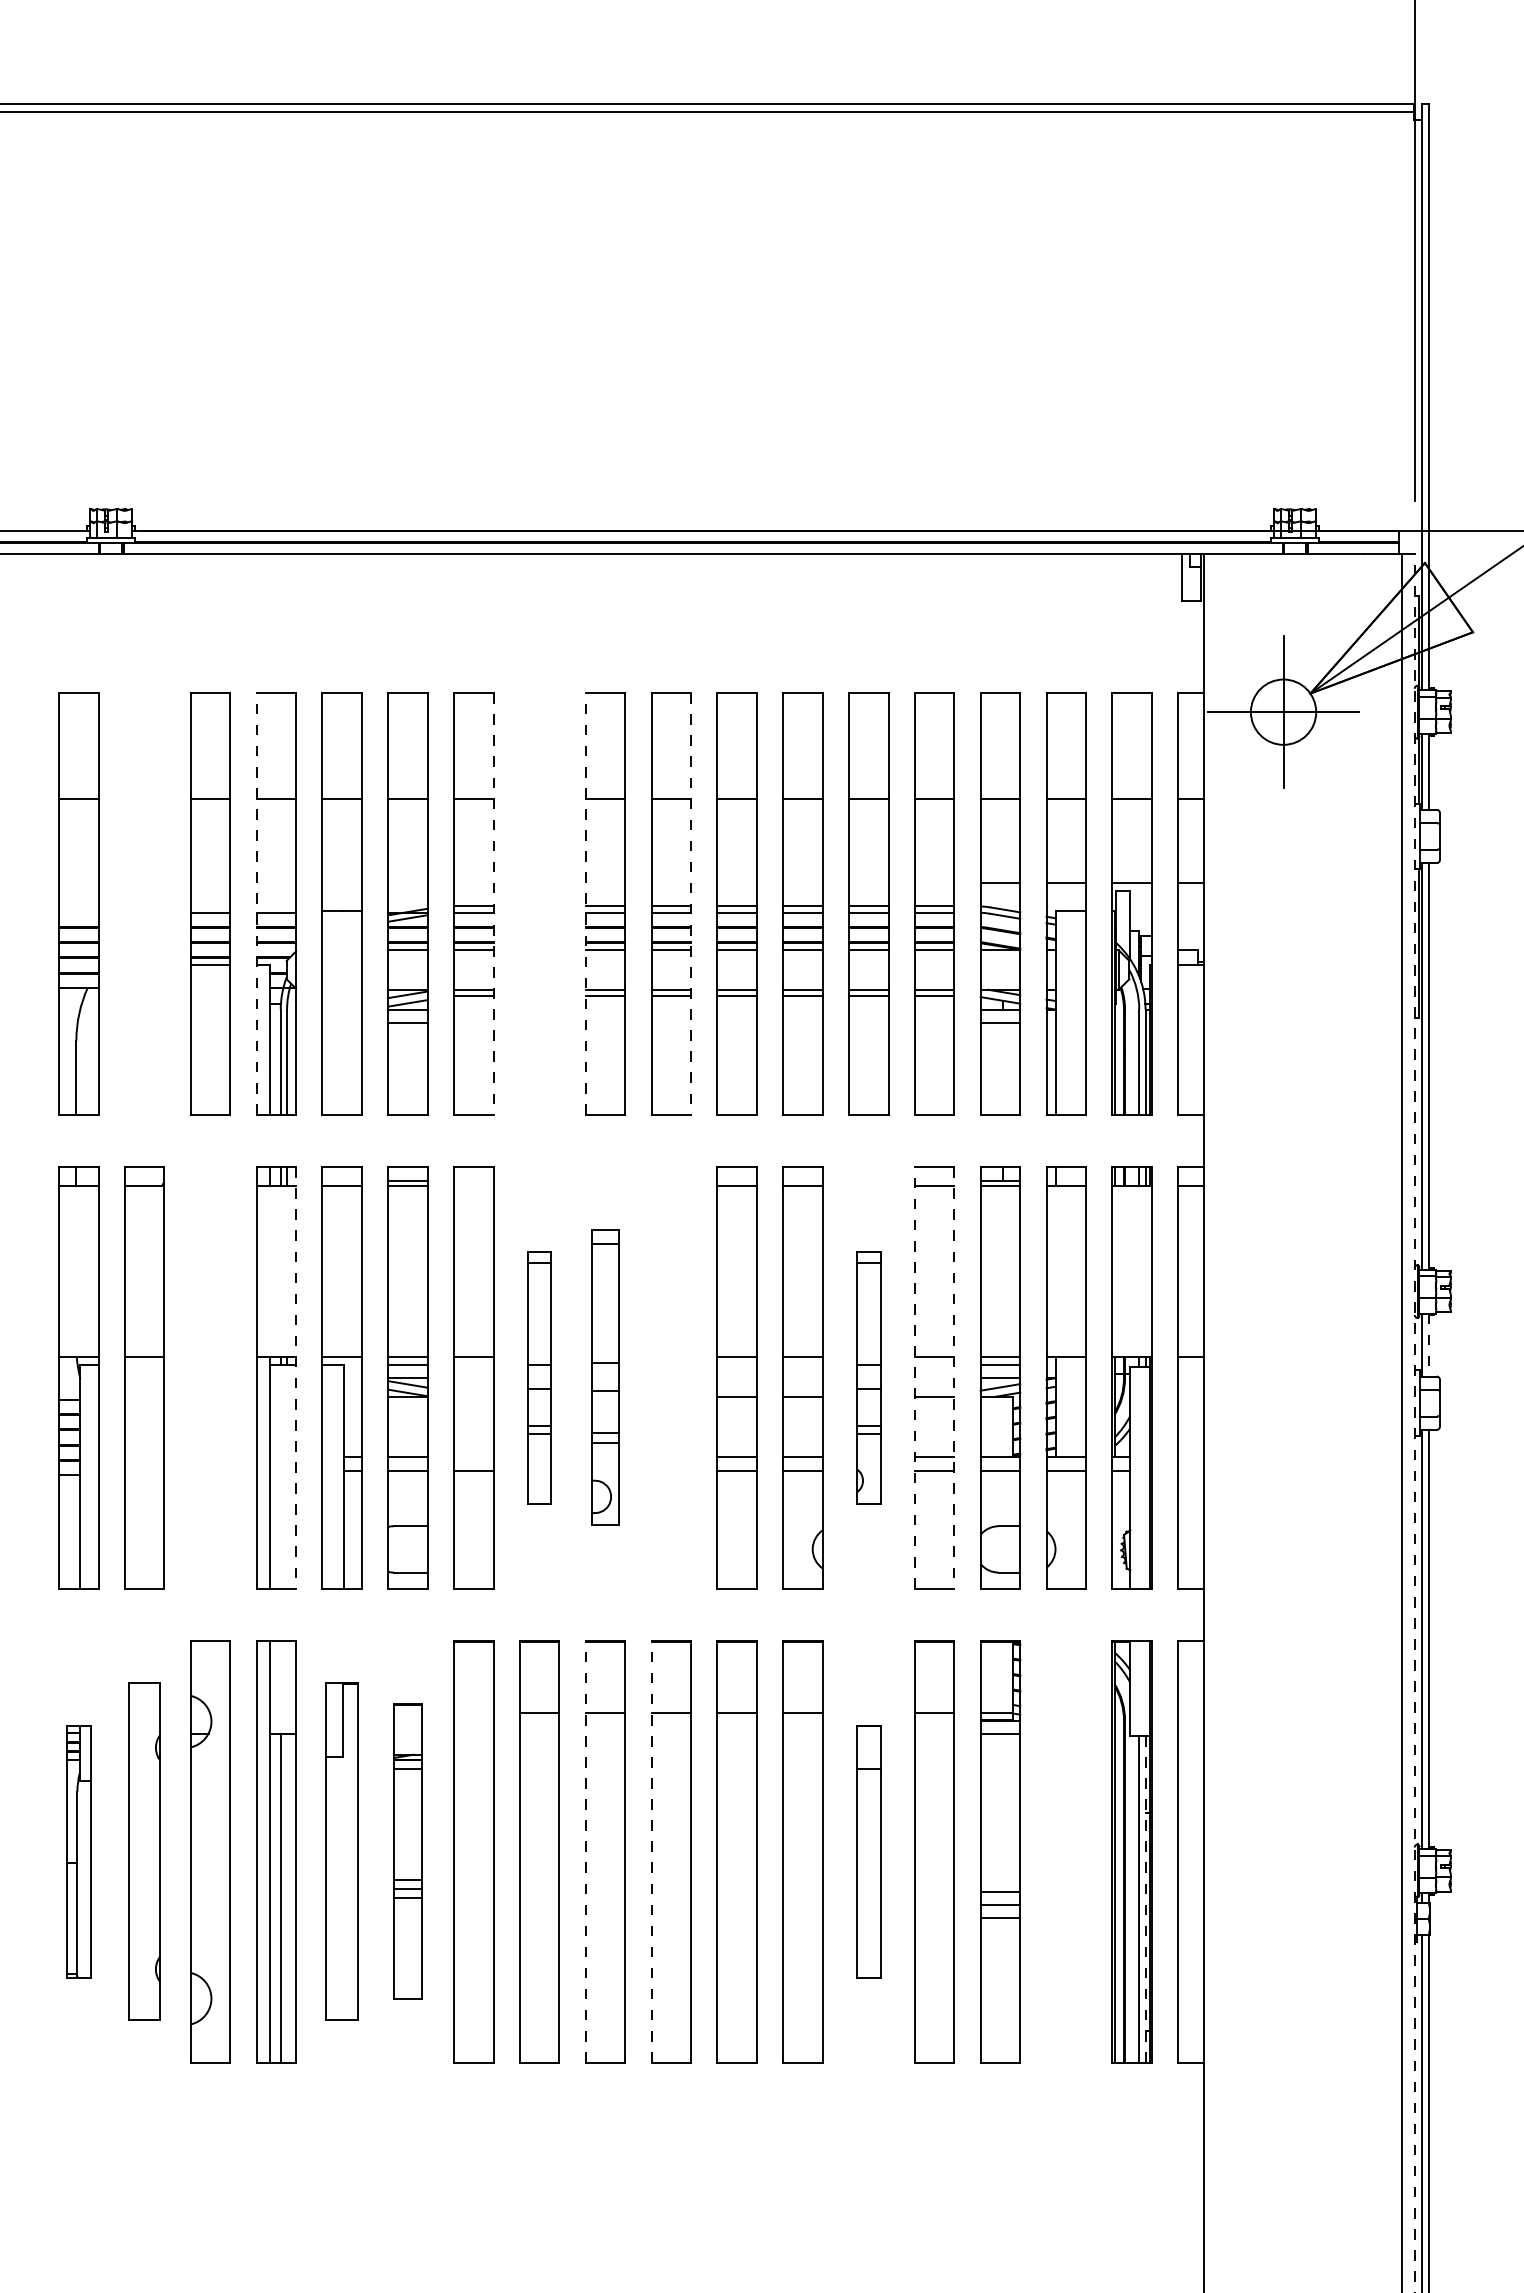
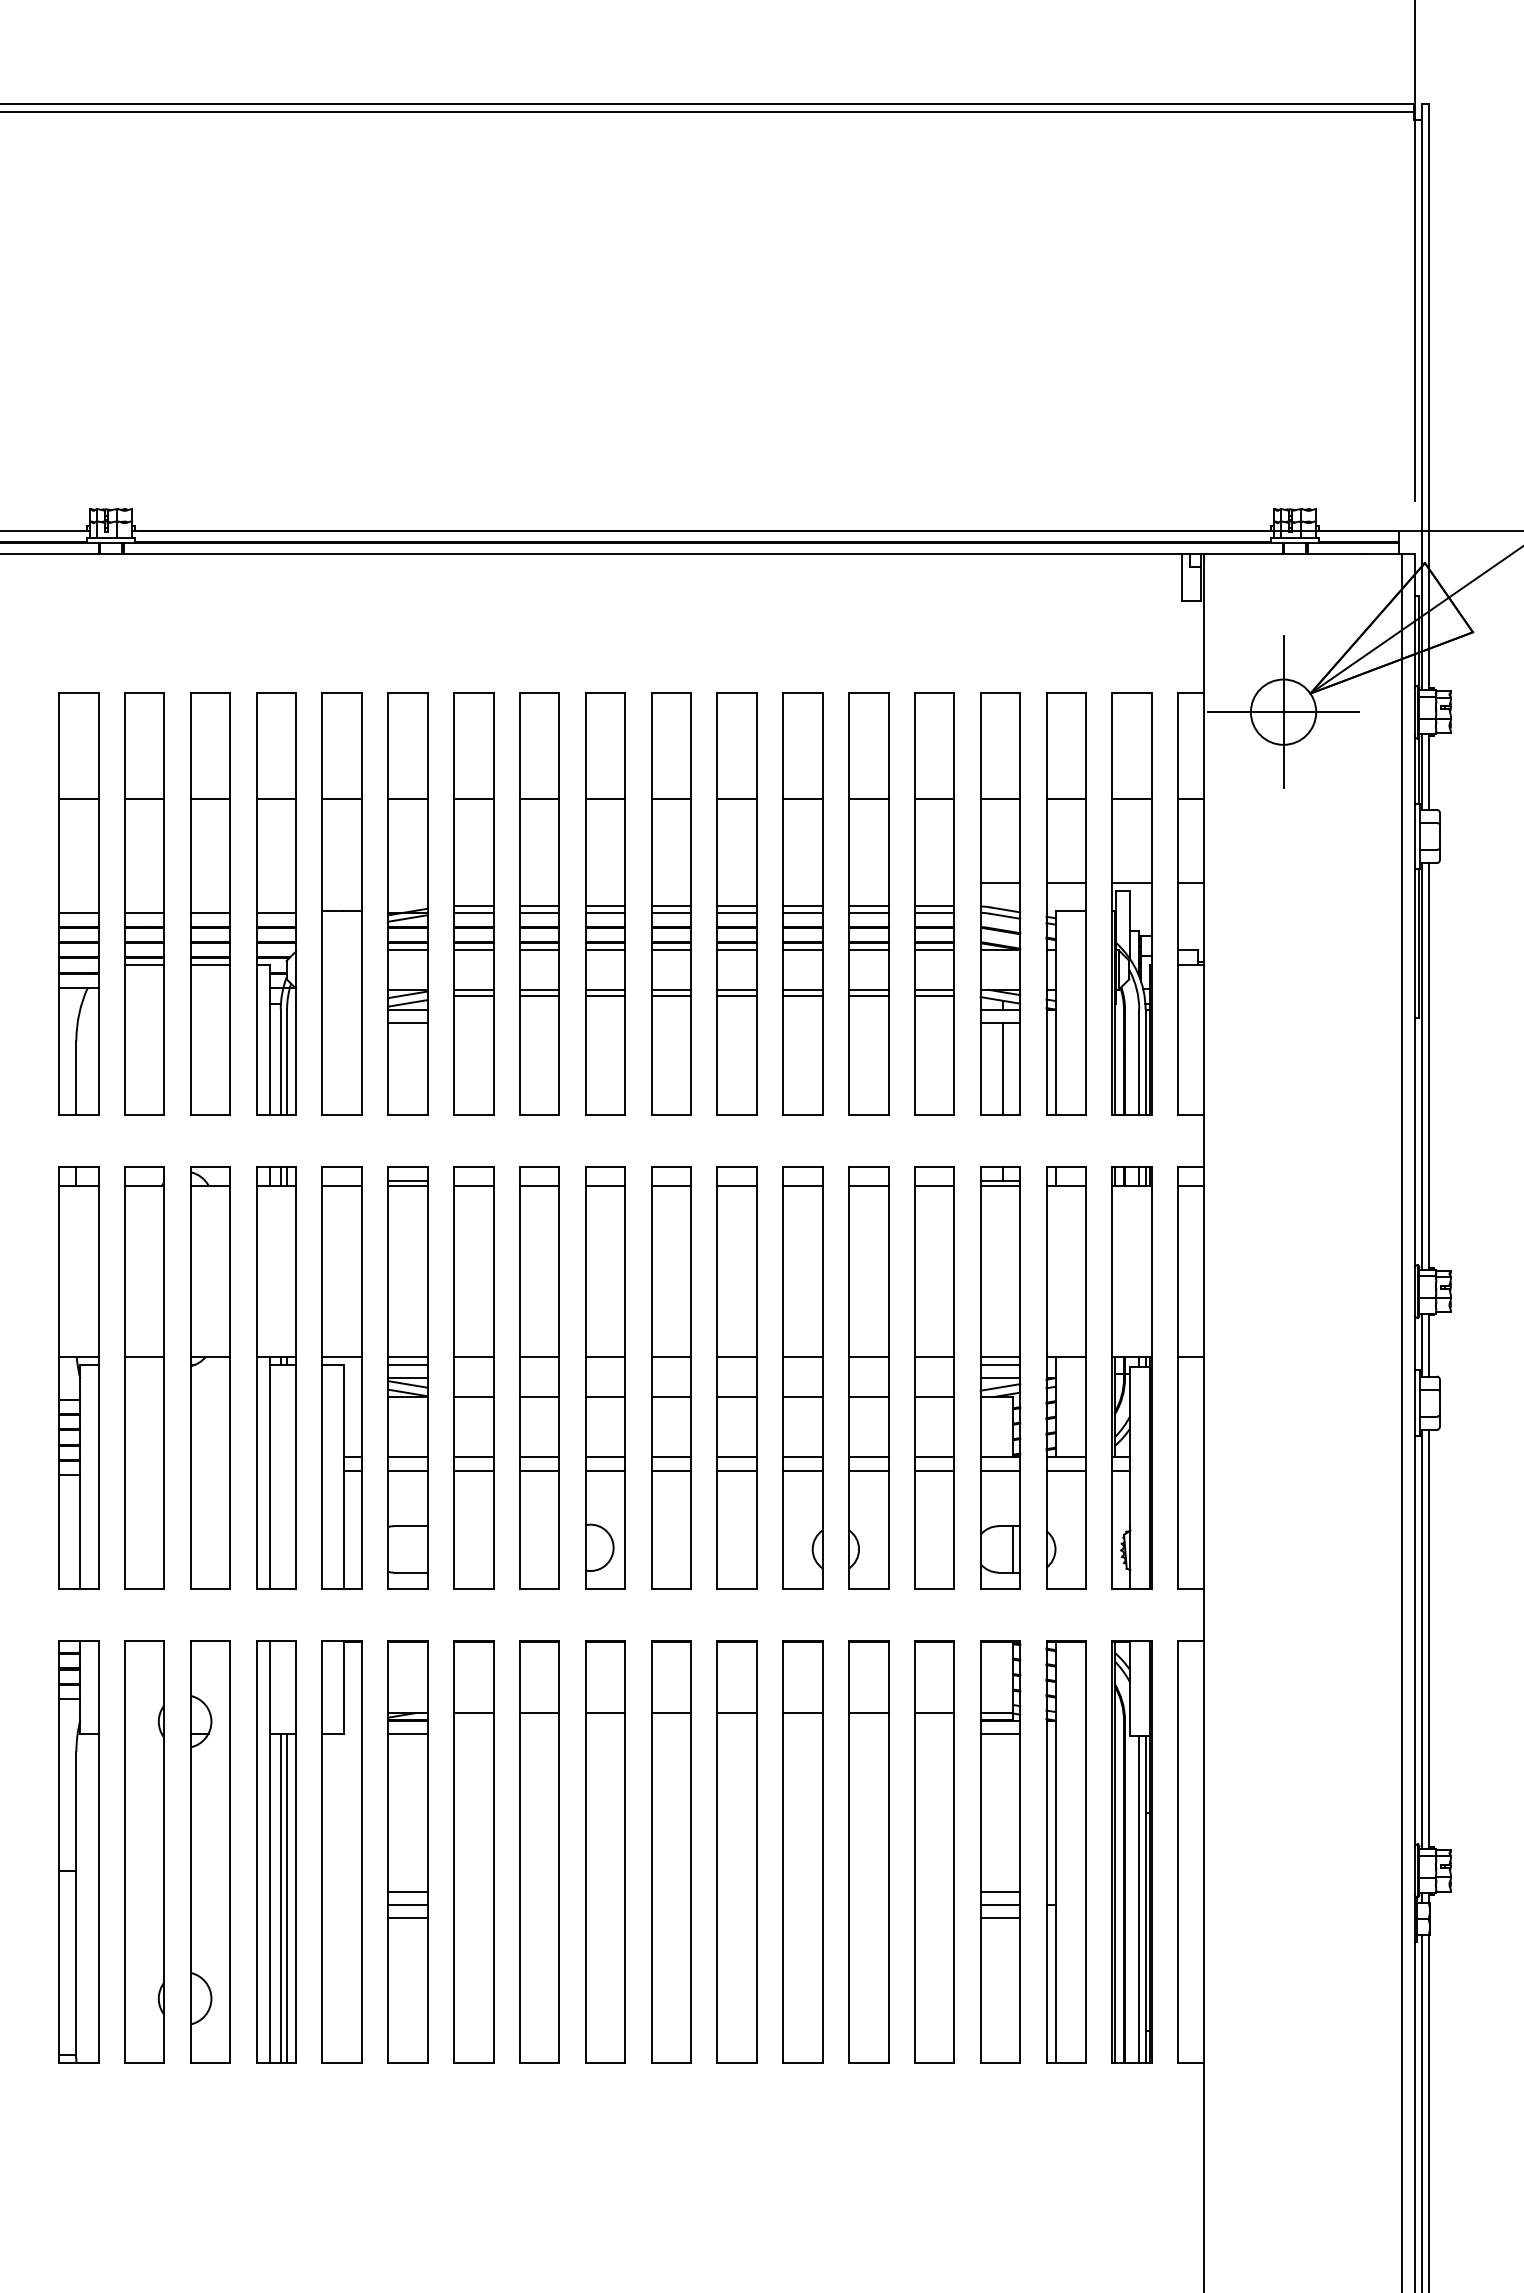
part: none -> present (144, 903)
line: dashed -> solid (256, 903)
line: dashed -> solid (493, 903)
part: none -> present (539, 903)
line: dashed -> solid (585, 903)
line: dashed -> solid (691, 903)
line: none -> present (78, 912)
line: none -> present (1003, 1068)
line: none -> present (473, 1186)
line: dashed -> solid (1429, 1345)
part: none -> present (210, 1377)
line: dashed -> solid (296, 1377)
part size: 25x254 px -> 41x424 px (539, 1377)
part size: 29x297 px -> 41x424 px (605, 1377)
part: none -> present (671, 1377)
part size: 26x254 px -> 42x424 px (868, 1377)
line: dashed -> solid (914, 1377)
line: dashed -> solid (954, 1377)
line: none -> present (473, 1397)
line: dashed -> solid (1414, 1422)
line: none -> present (473, 1457)
line: none -> present (1013, 1549)
line: none -> present (473, 1713)
part size: 26x254 px -> 42x424 px (78, 1851)
part size: 33x339 px -> 41x424 px (144, 1851)
part size: 34x339 px -> 42x424 px (341, 1851)
part size: 30x297 px -> 42x424 px (407, 1851)
line: dashed -> solid (585, 1851)
line: dashed -> solid (651, 1851)
part size: 26x254 px -> 42x424 px (868, 1851)
part: none -> present (1065, 1851)
line: none -> present (287, 1897)
line: dashed -> solid (1145, 1898)
